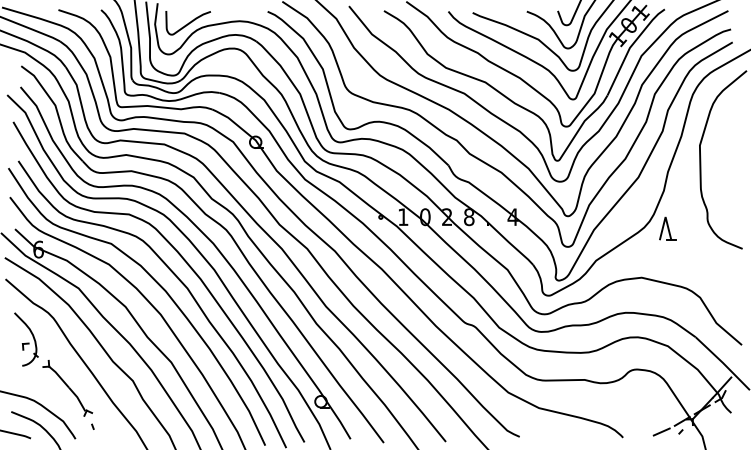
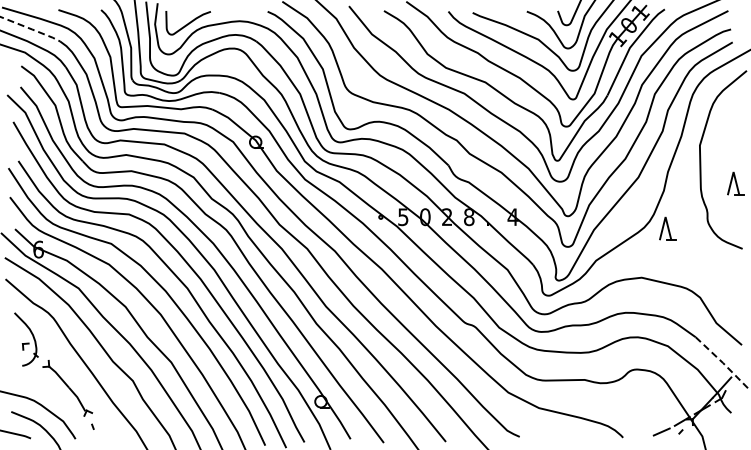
line: solid -> dashed (32, 29)
part: none -> present (735, 183)
text: 1 -> 5 (403, 217)
line: solid -> dashed (722, 362)
